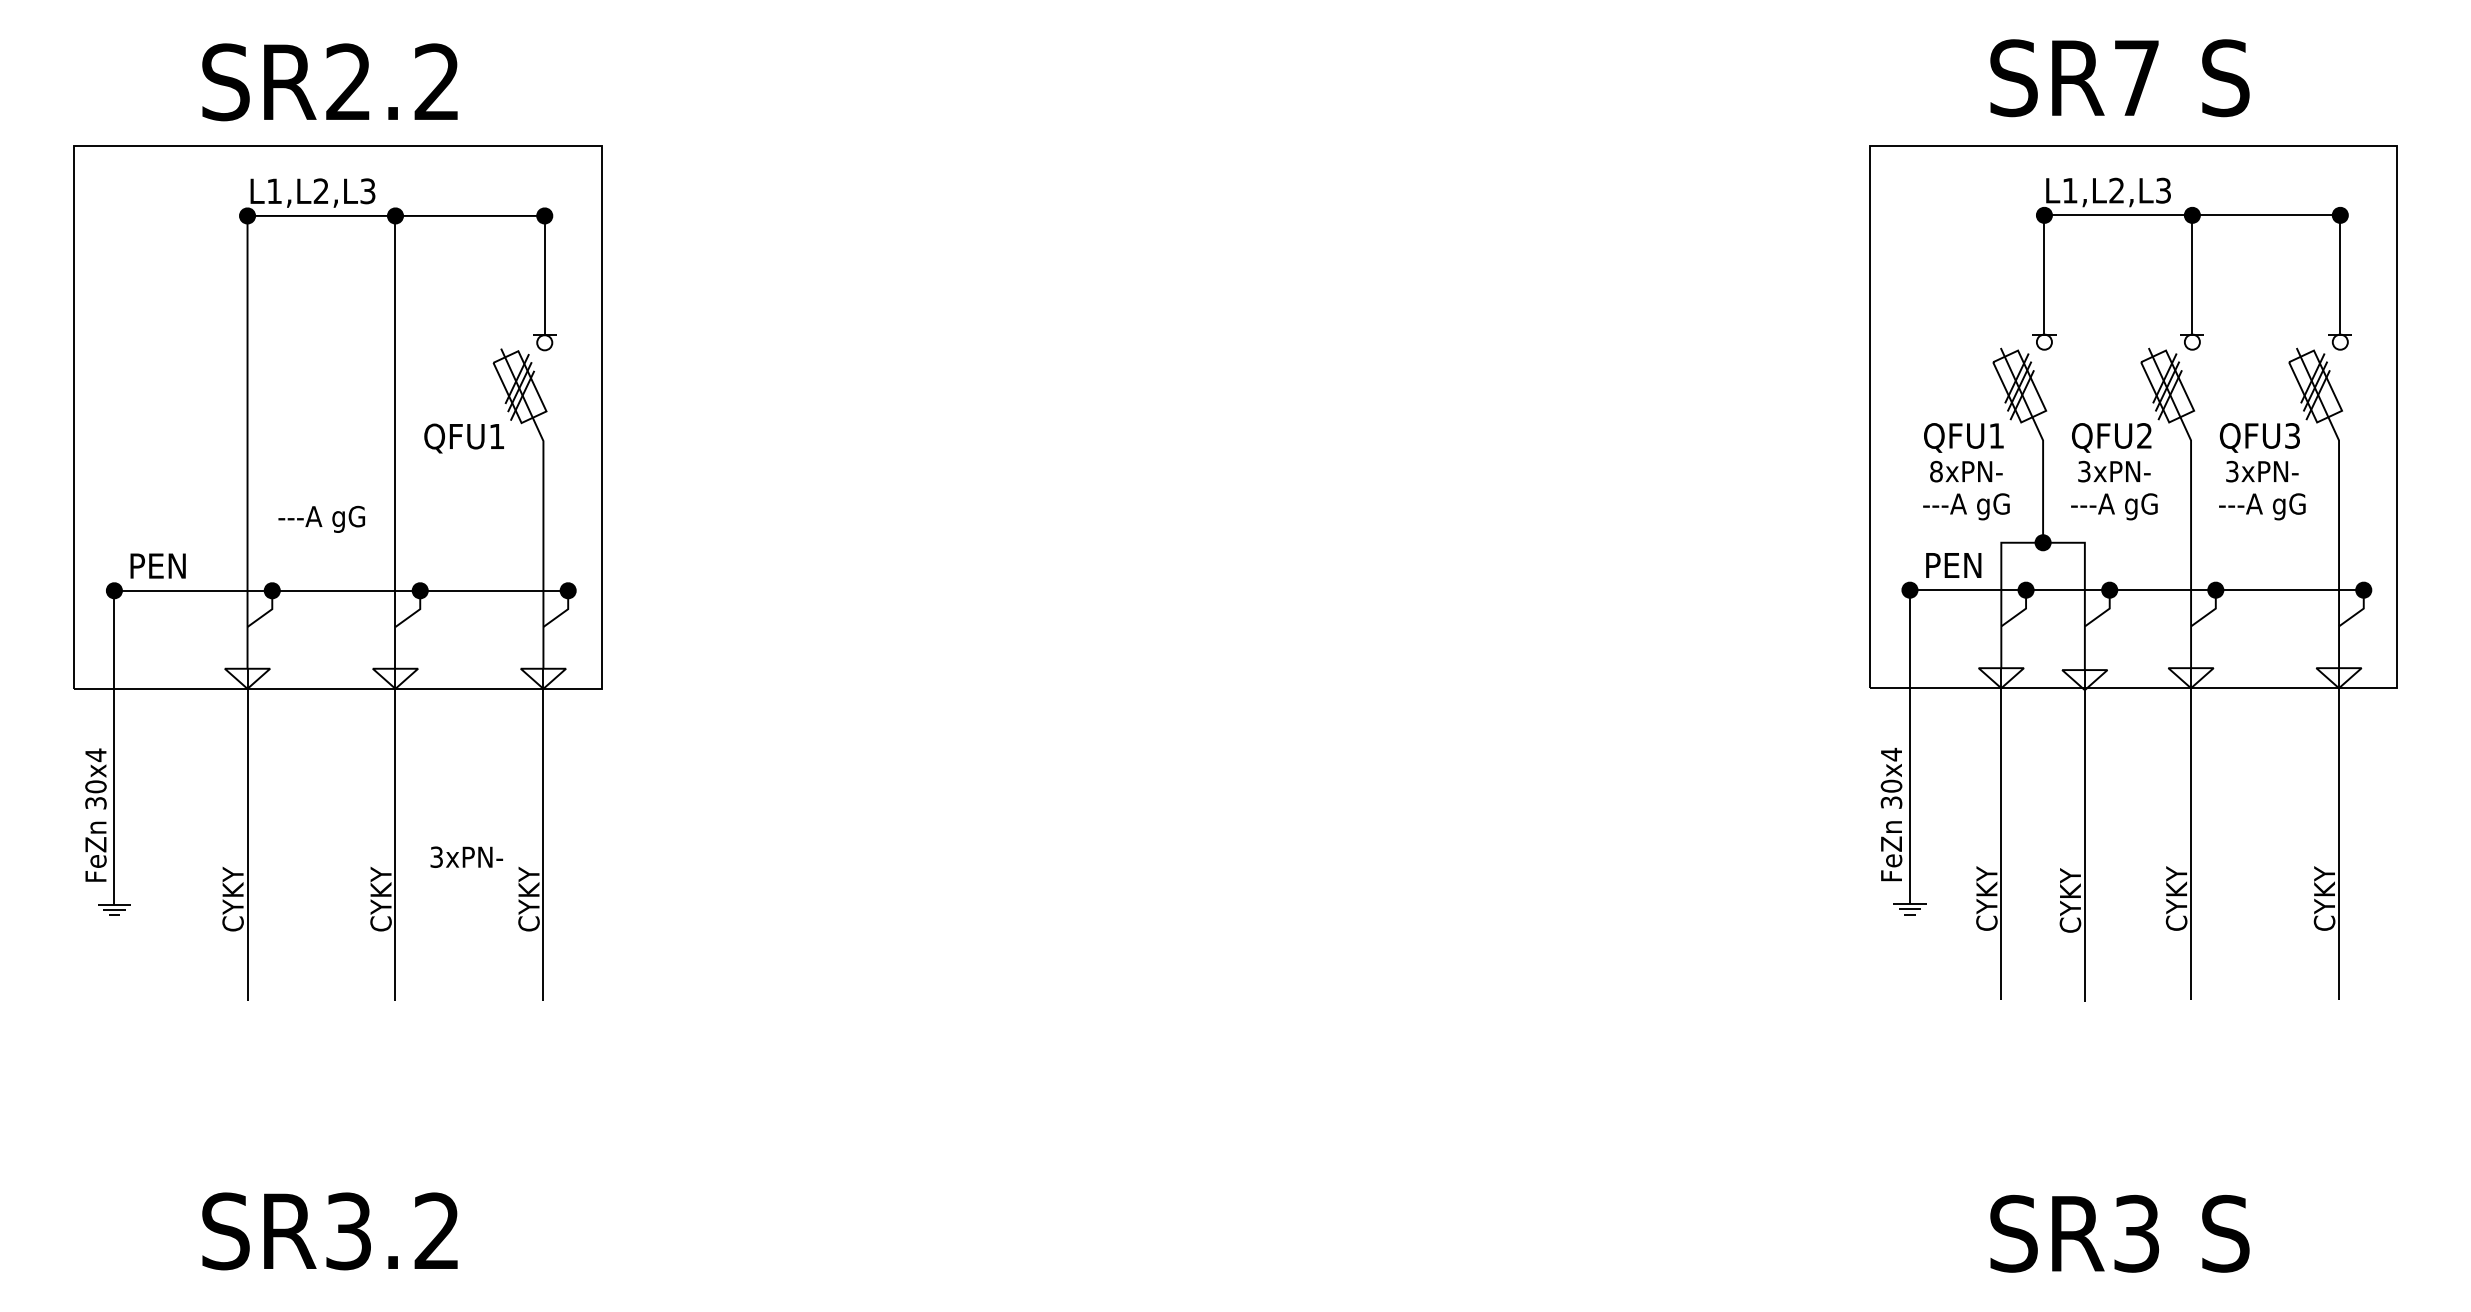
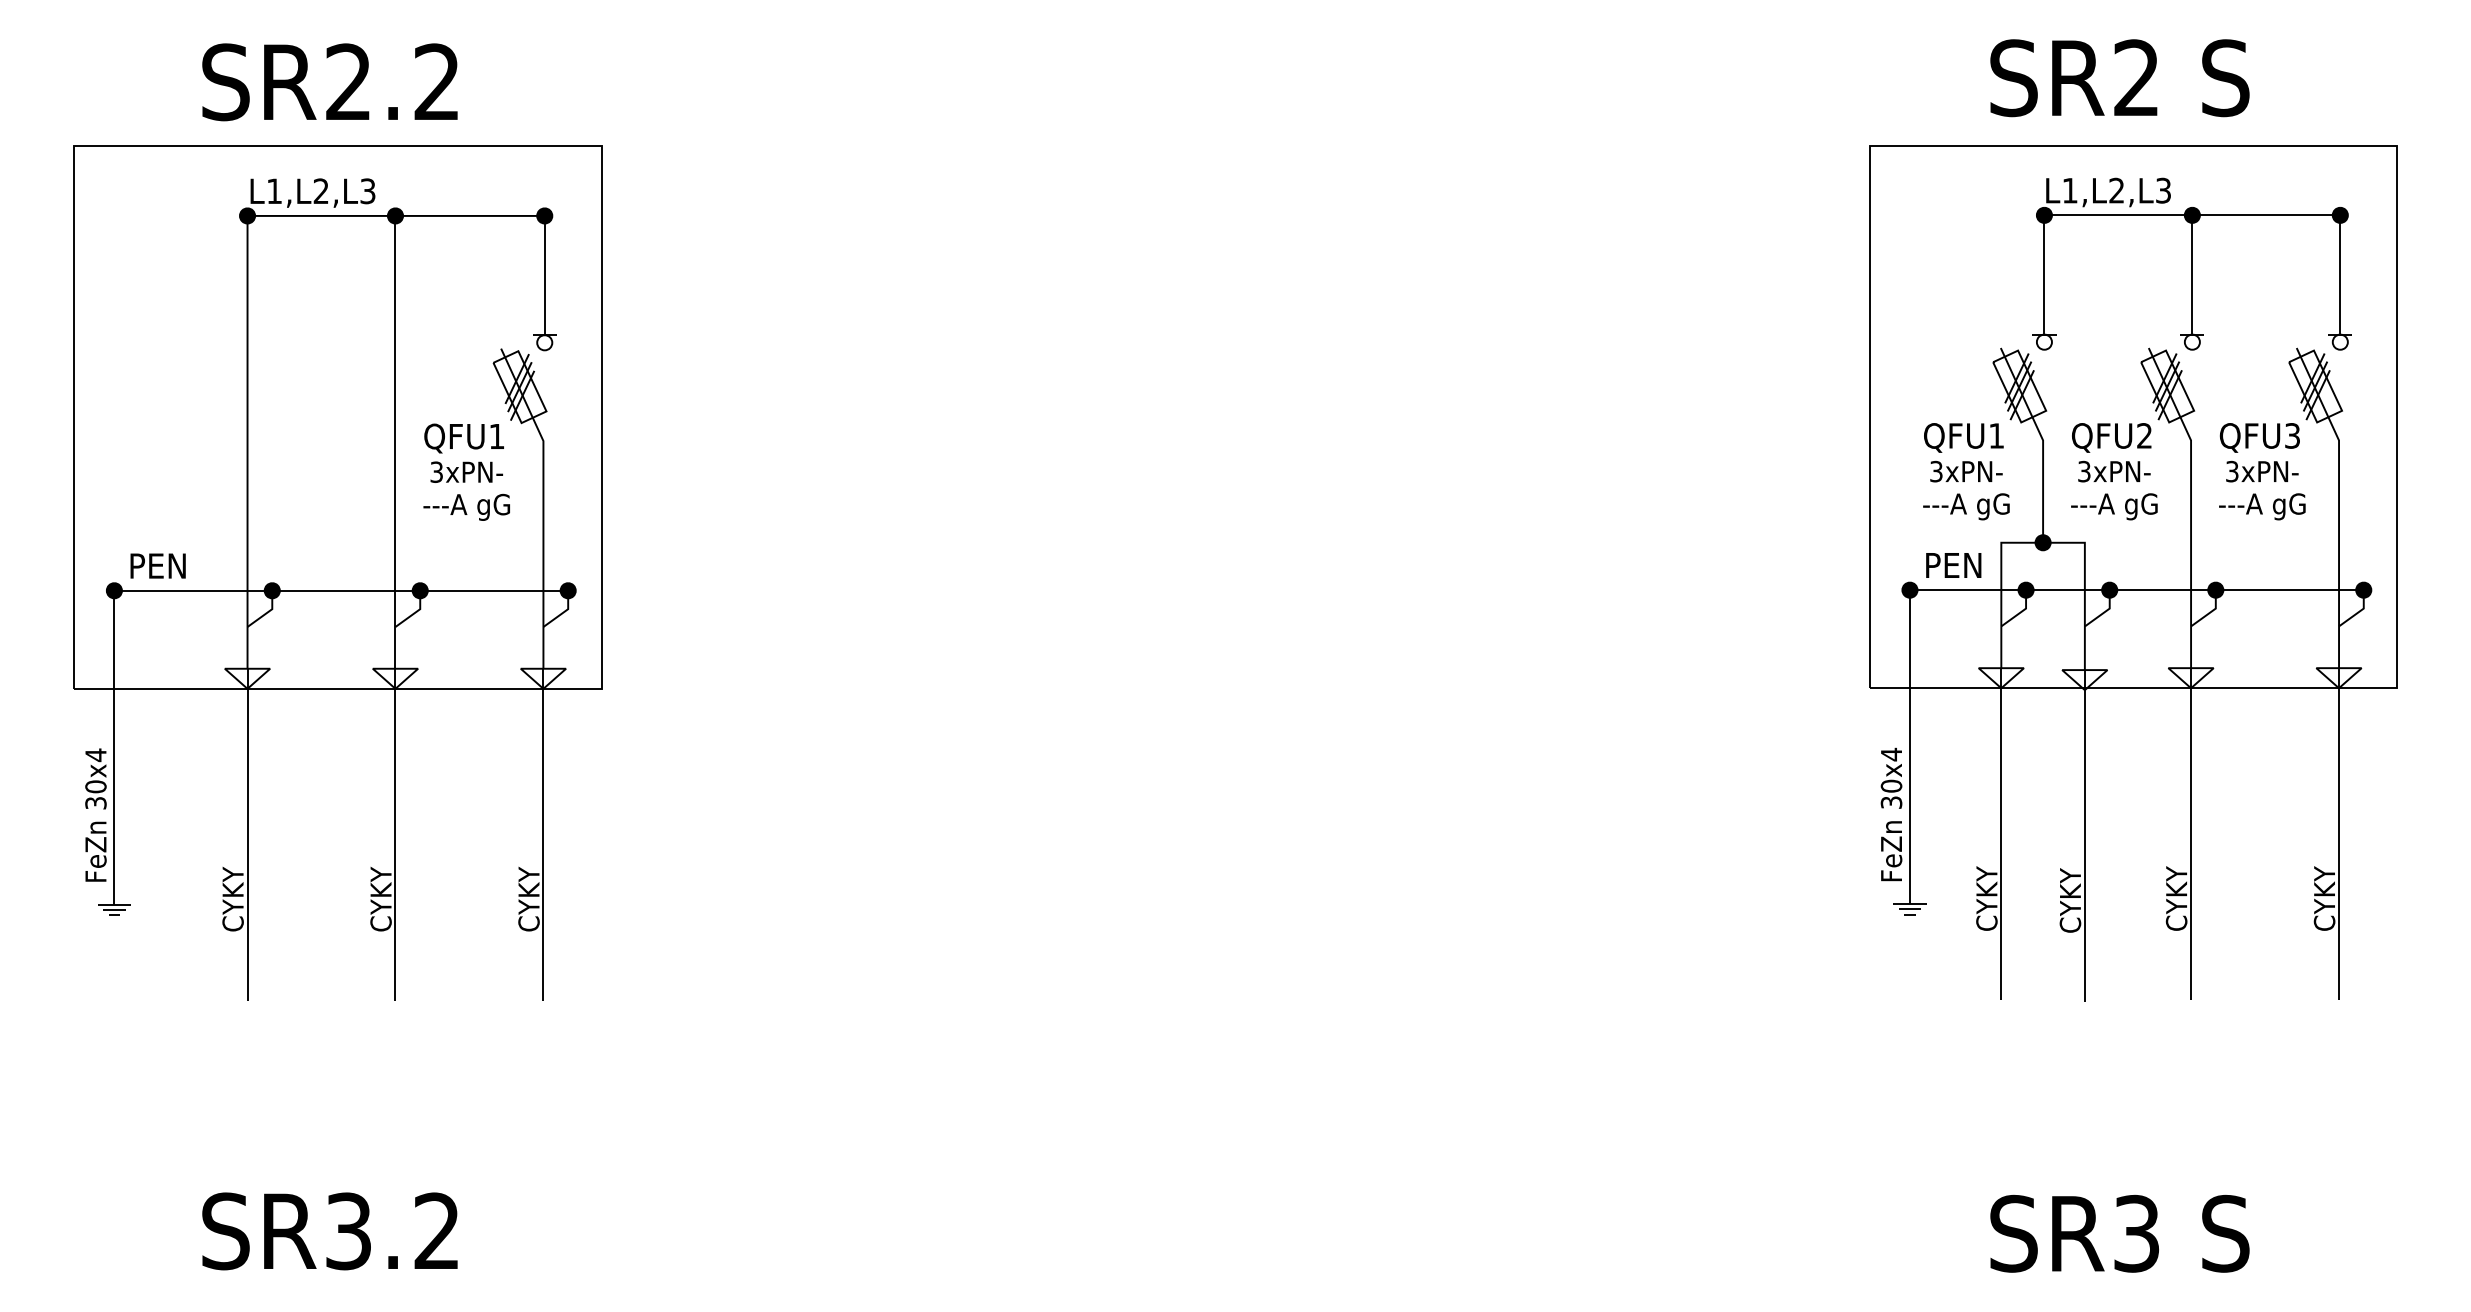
text: SR7 -> SR2 (2136, 77)
text: 8xPN- -> 3xPN- (1936, 471)
text position: (321, 518) -> (466, 506) (466, 506)
text position: (466, 856) -> (466, 471) (466, 471)
